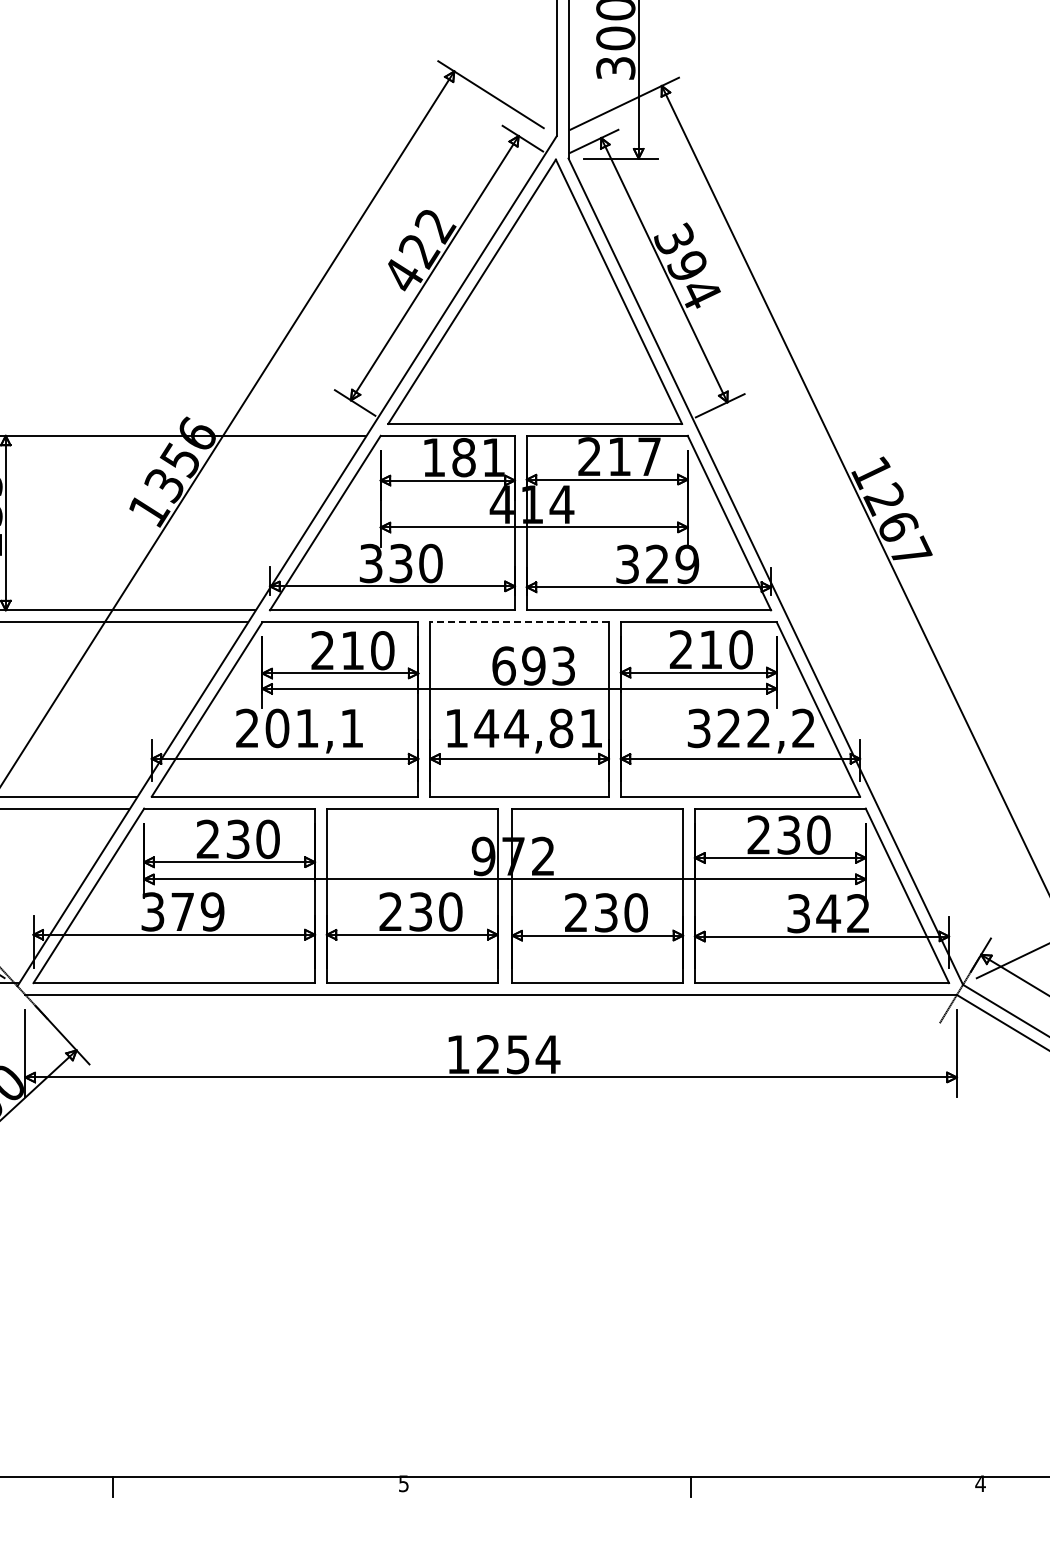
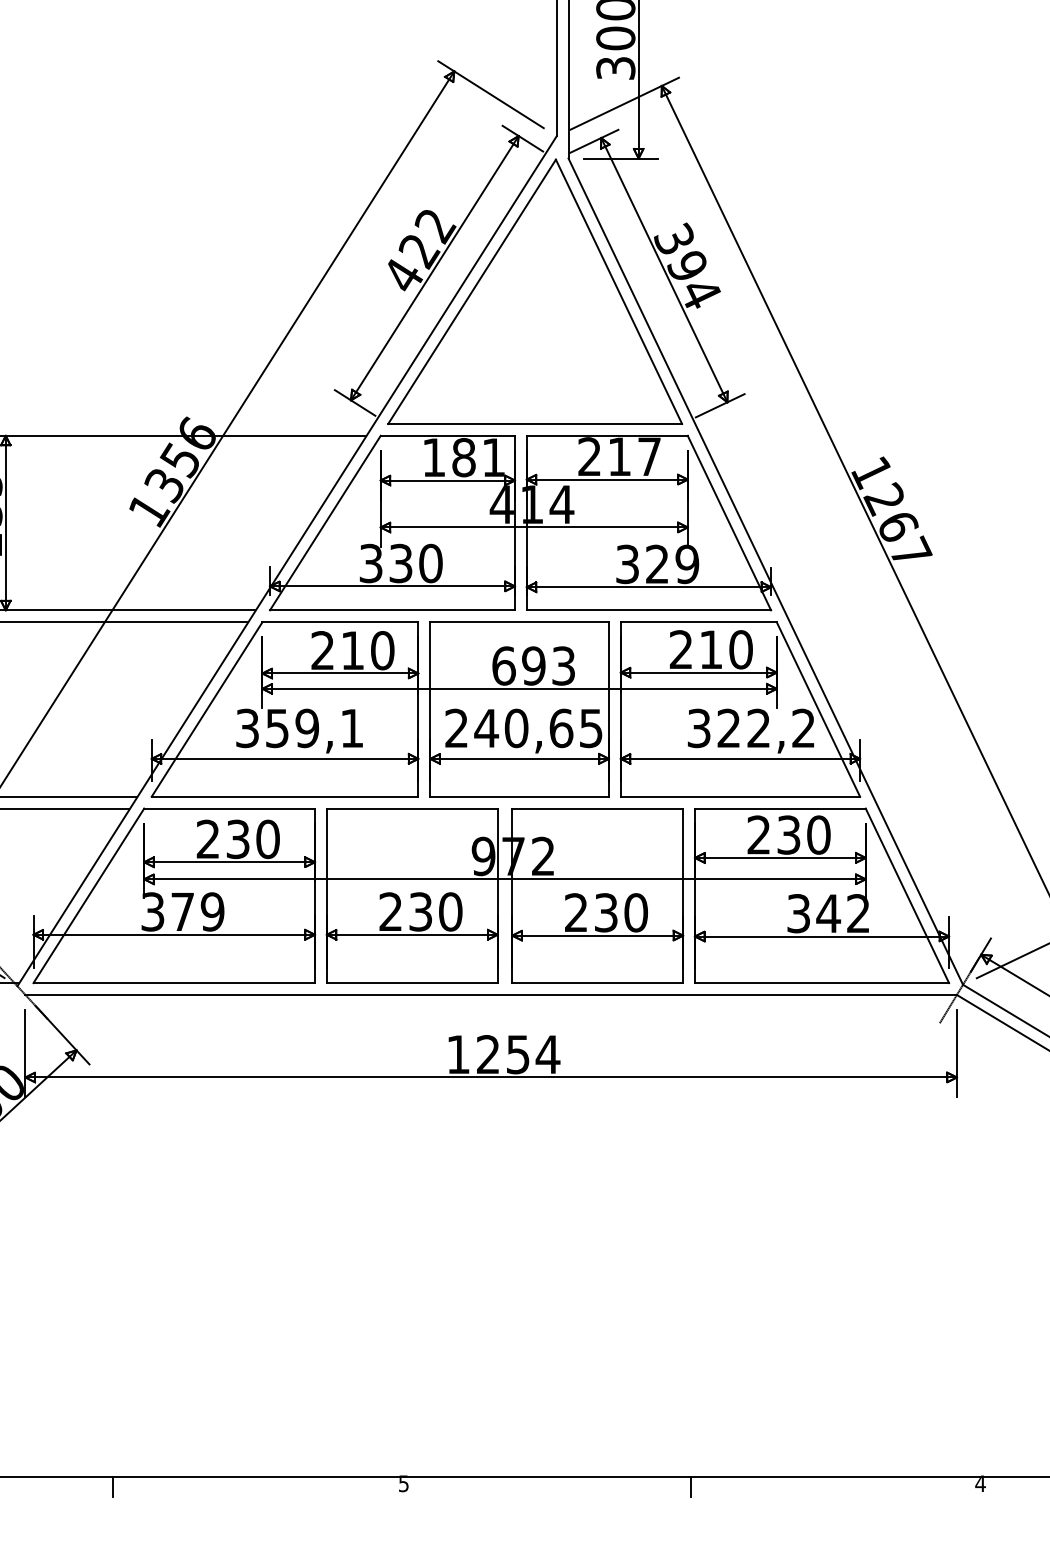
line: dashed -> solid (519, 622)
text: 201,1 -> 359,1 (277, 728)
text: 144,81 -> 240,65 (523, 728)
